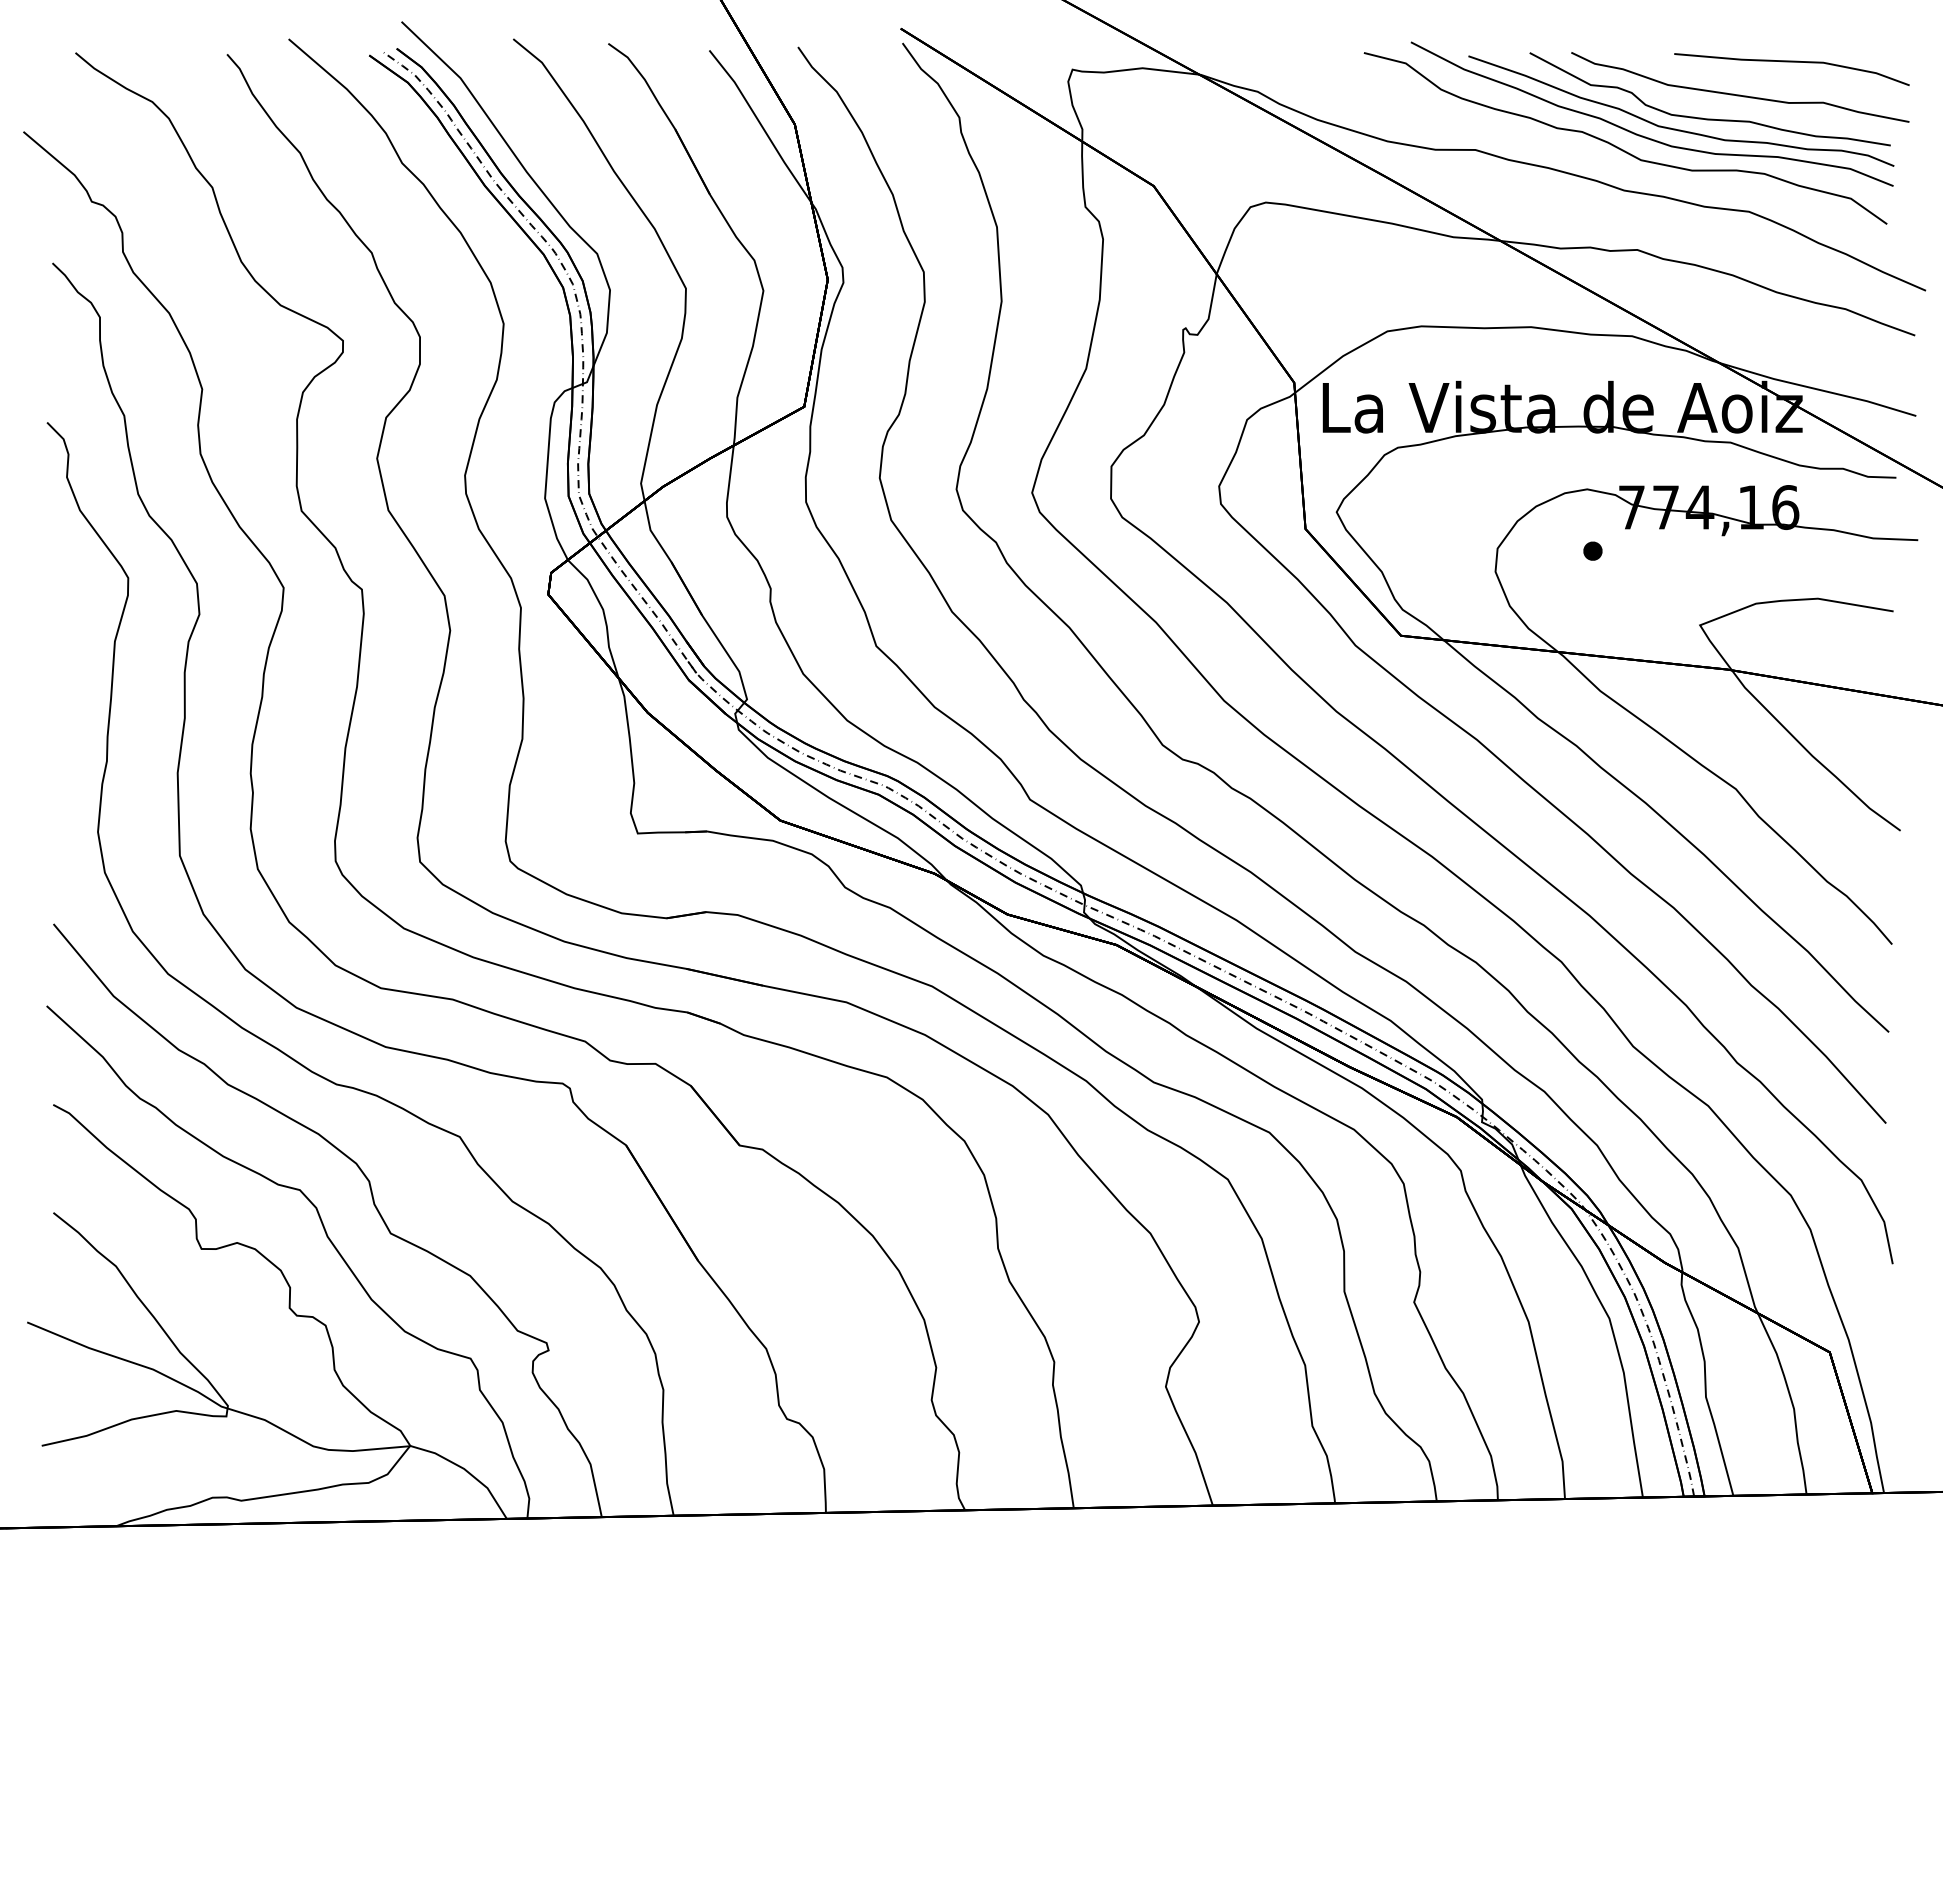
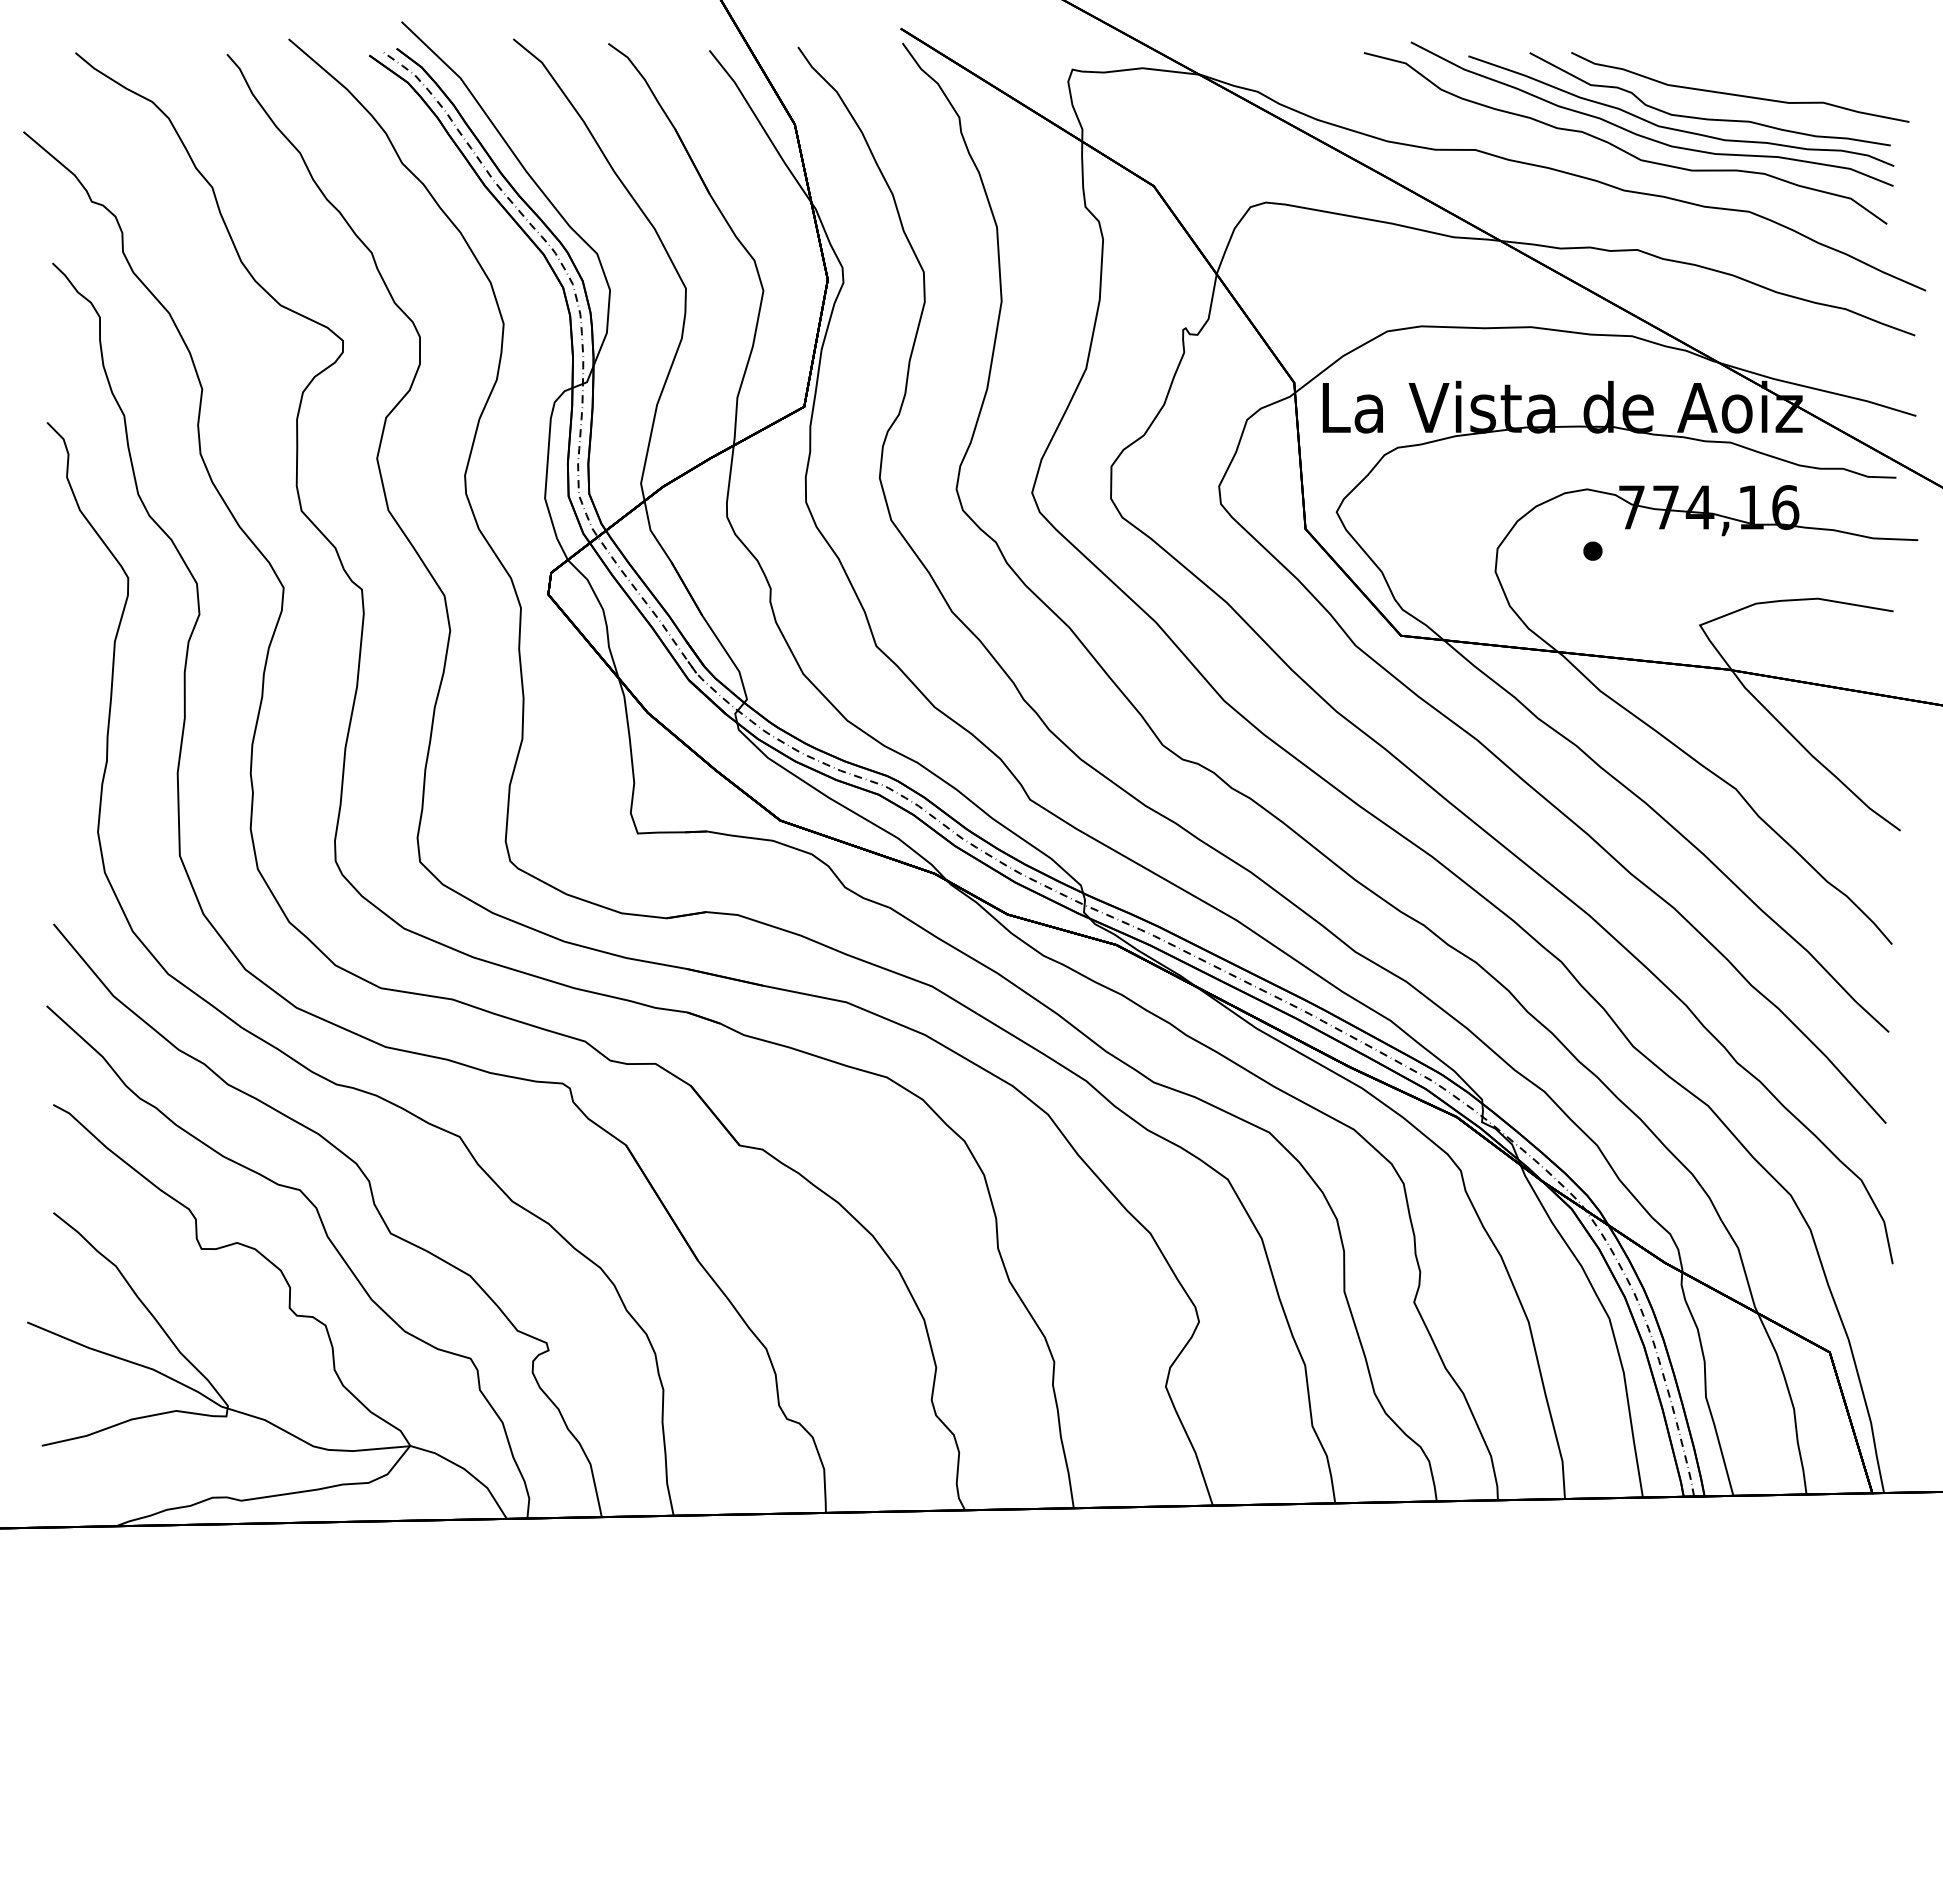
line: present -> none (1791, 62)
